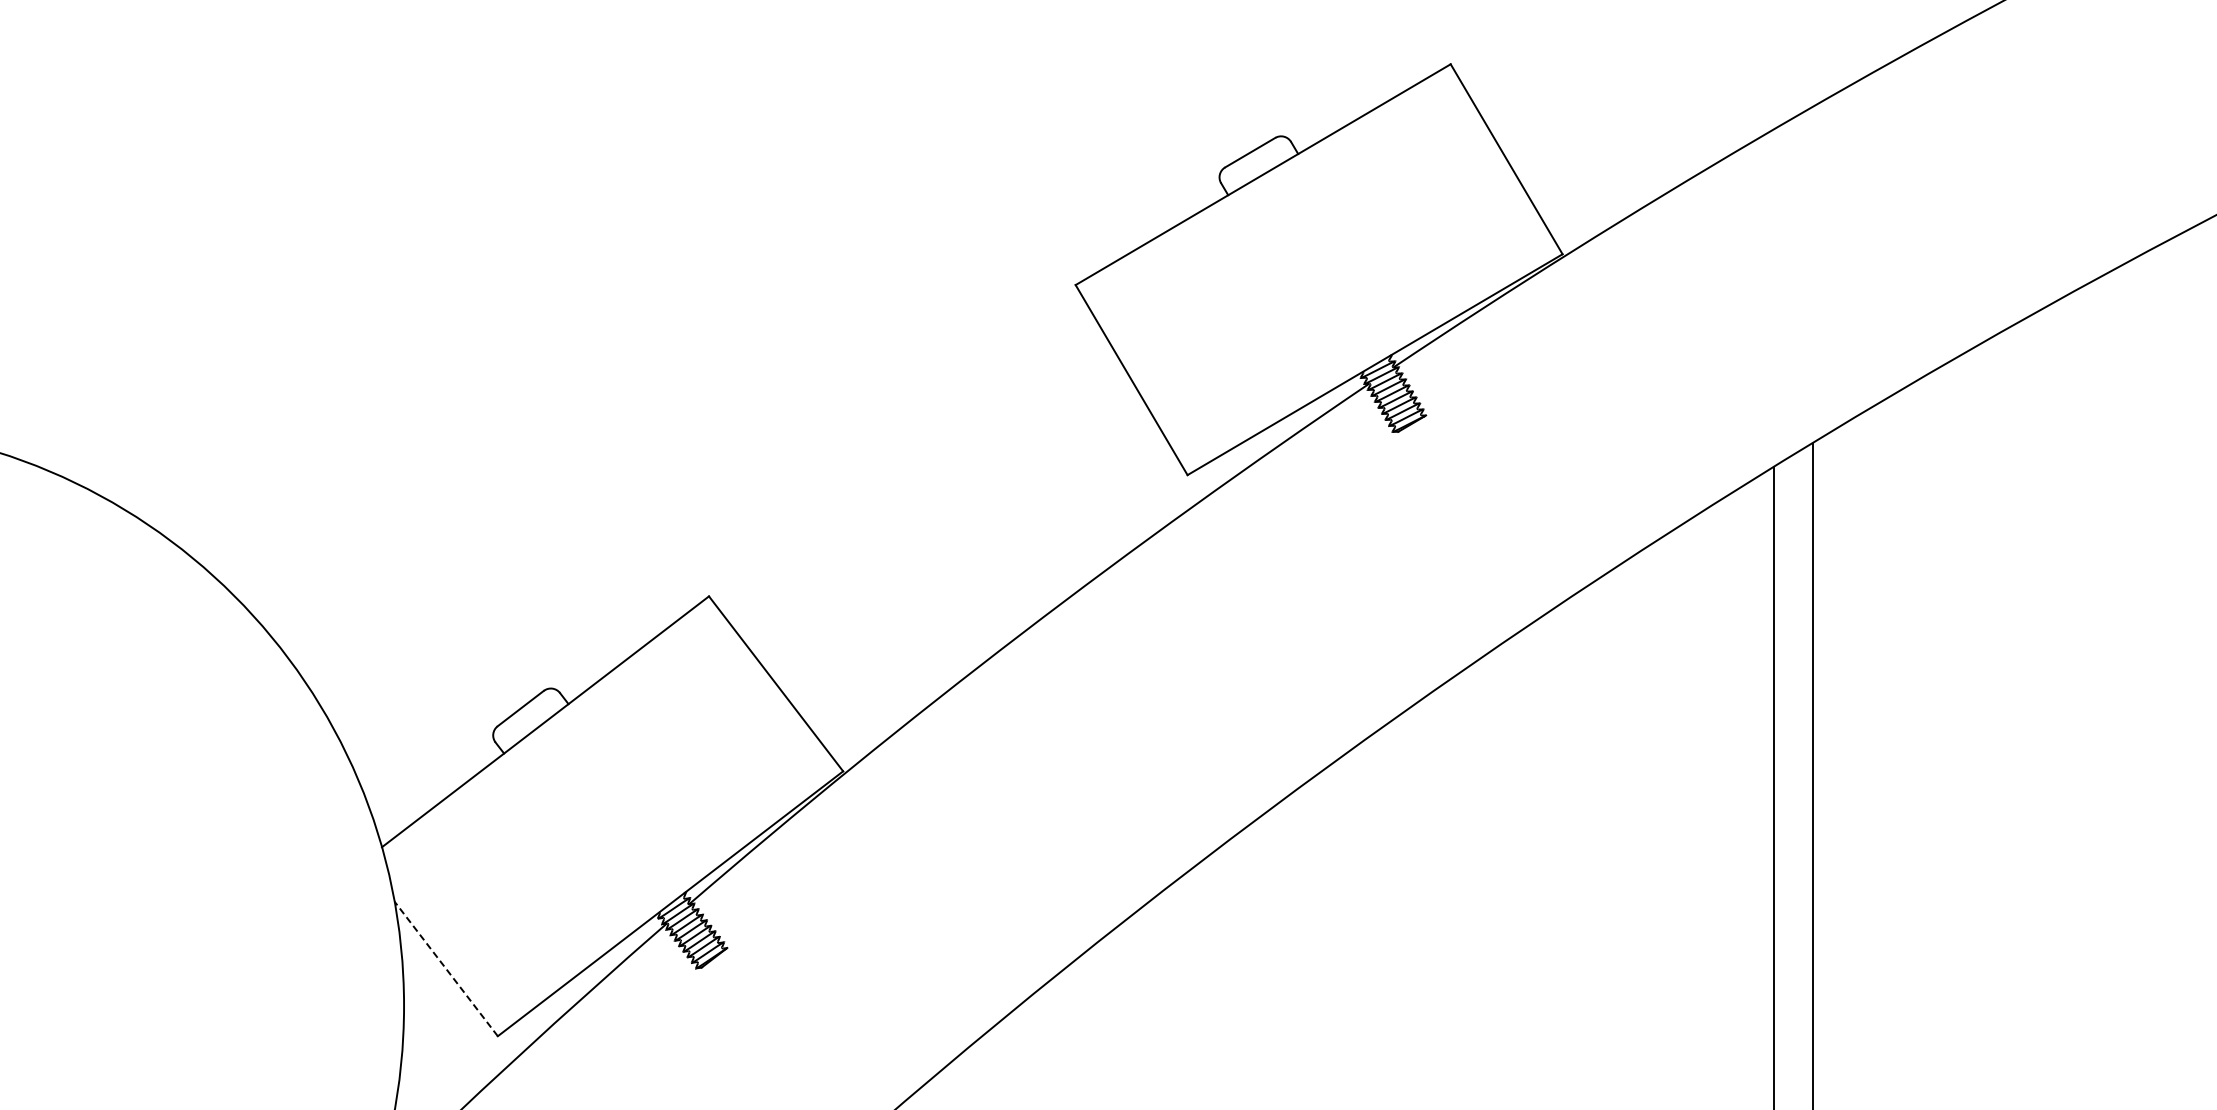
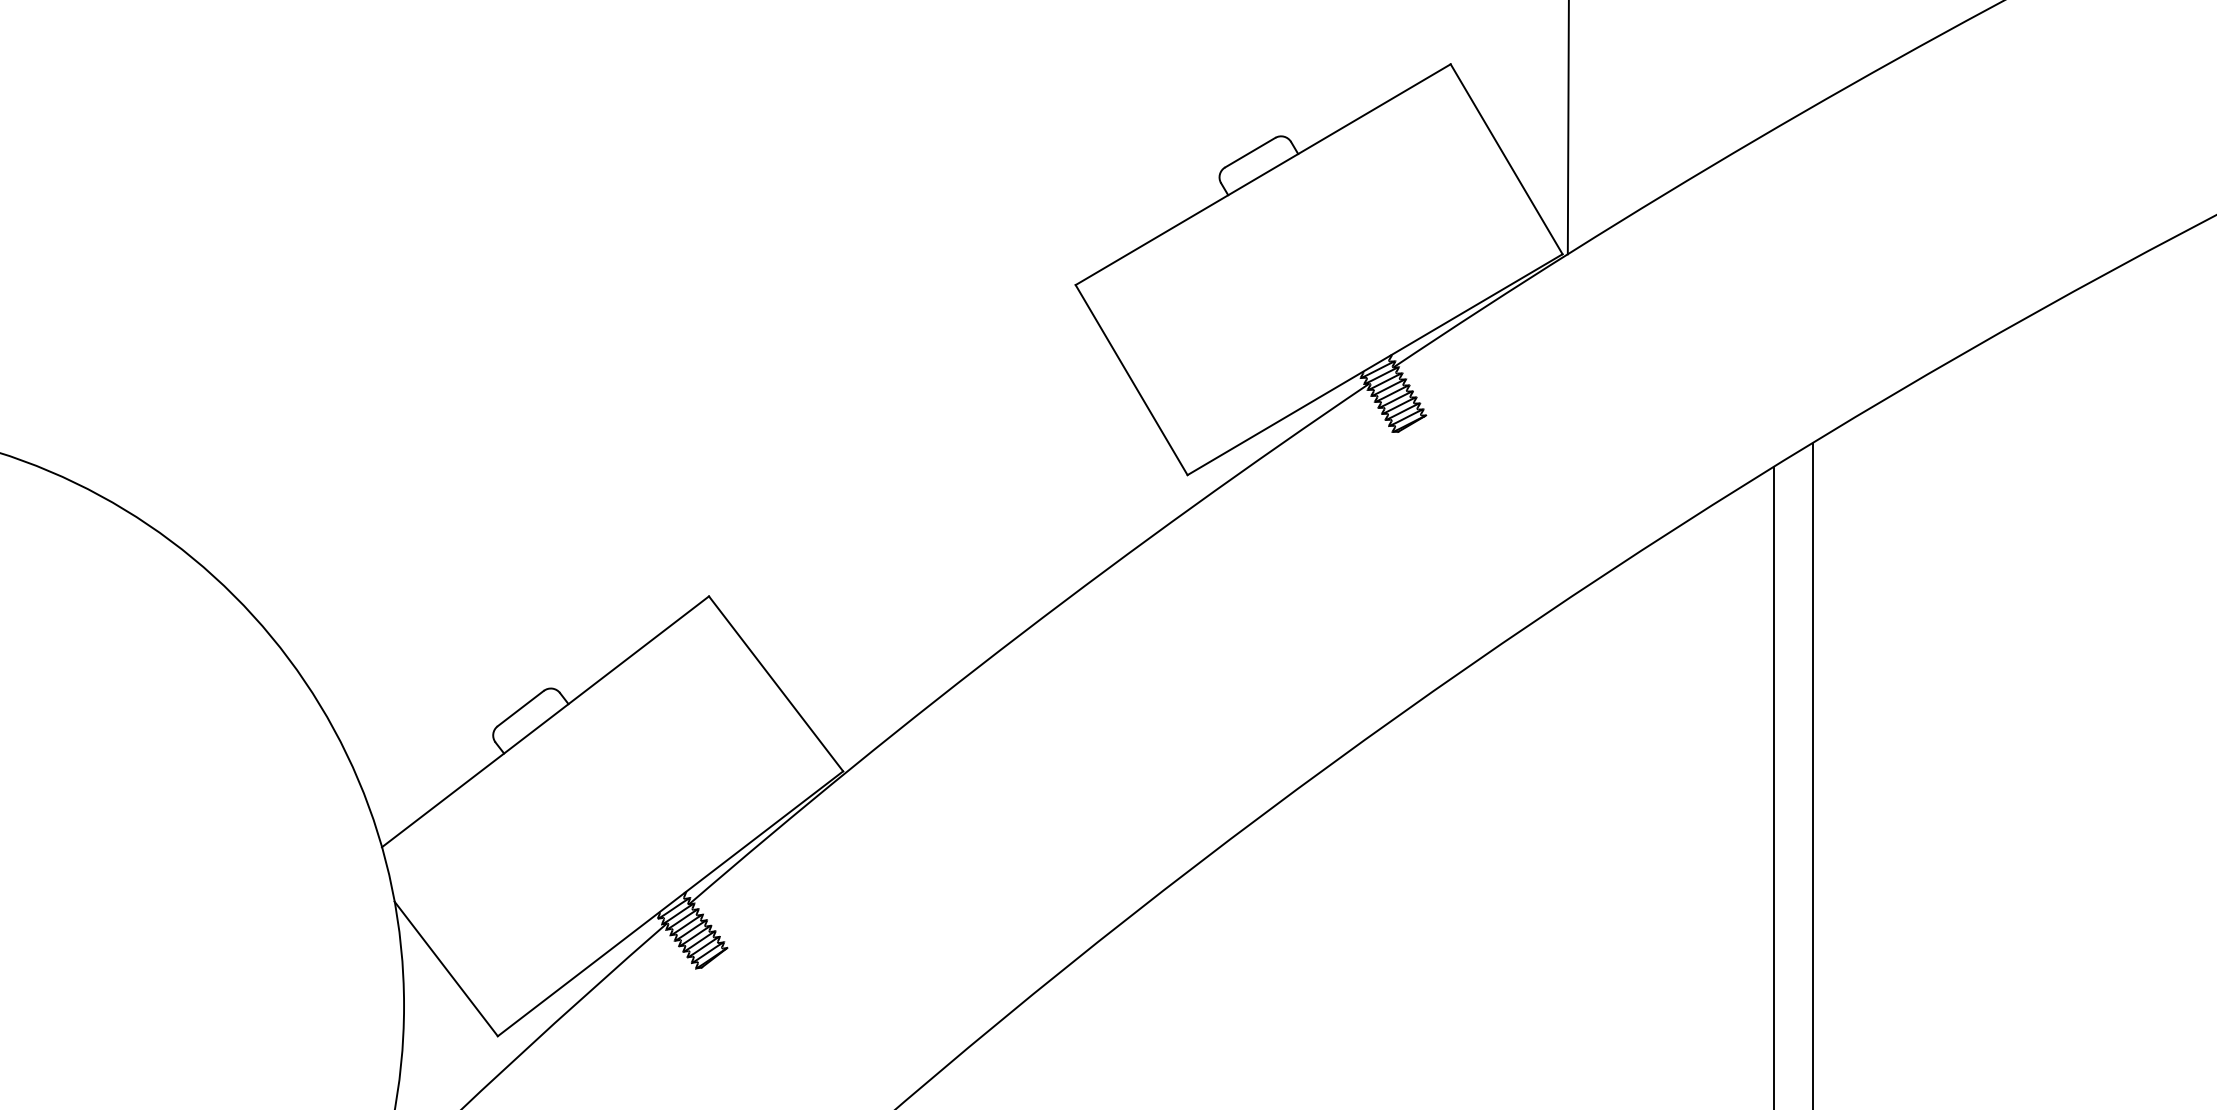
line: none -> present (1567, 128)
line: dashed -> solid (446, 968)
